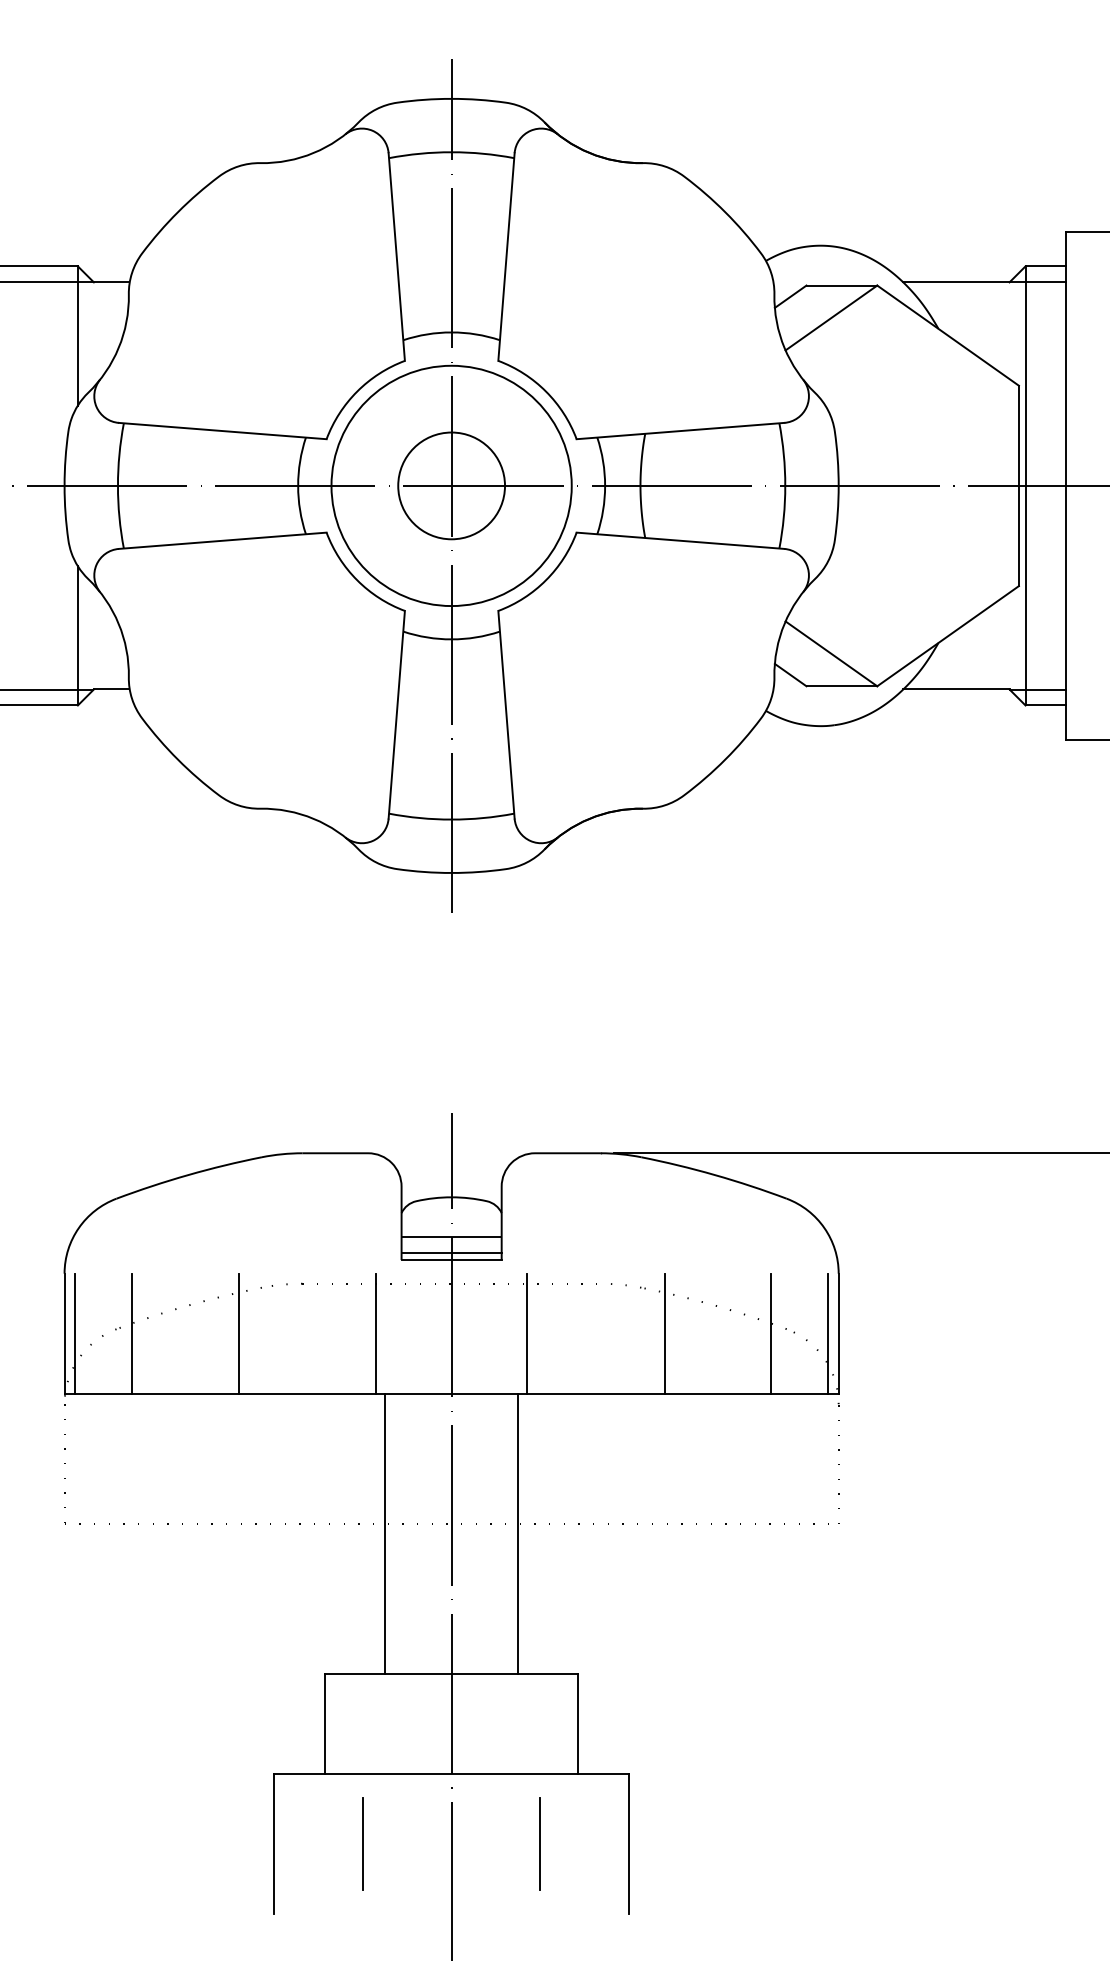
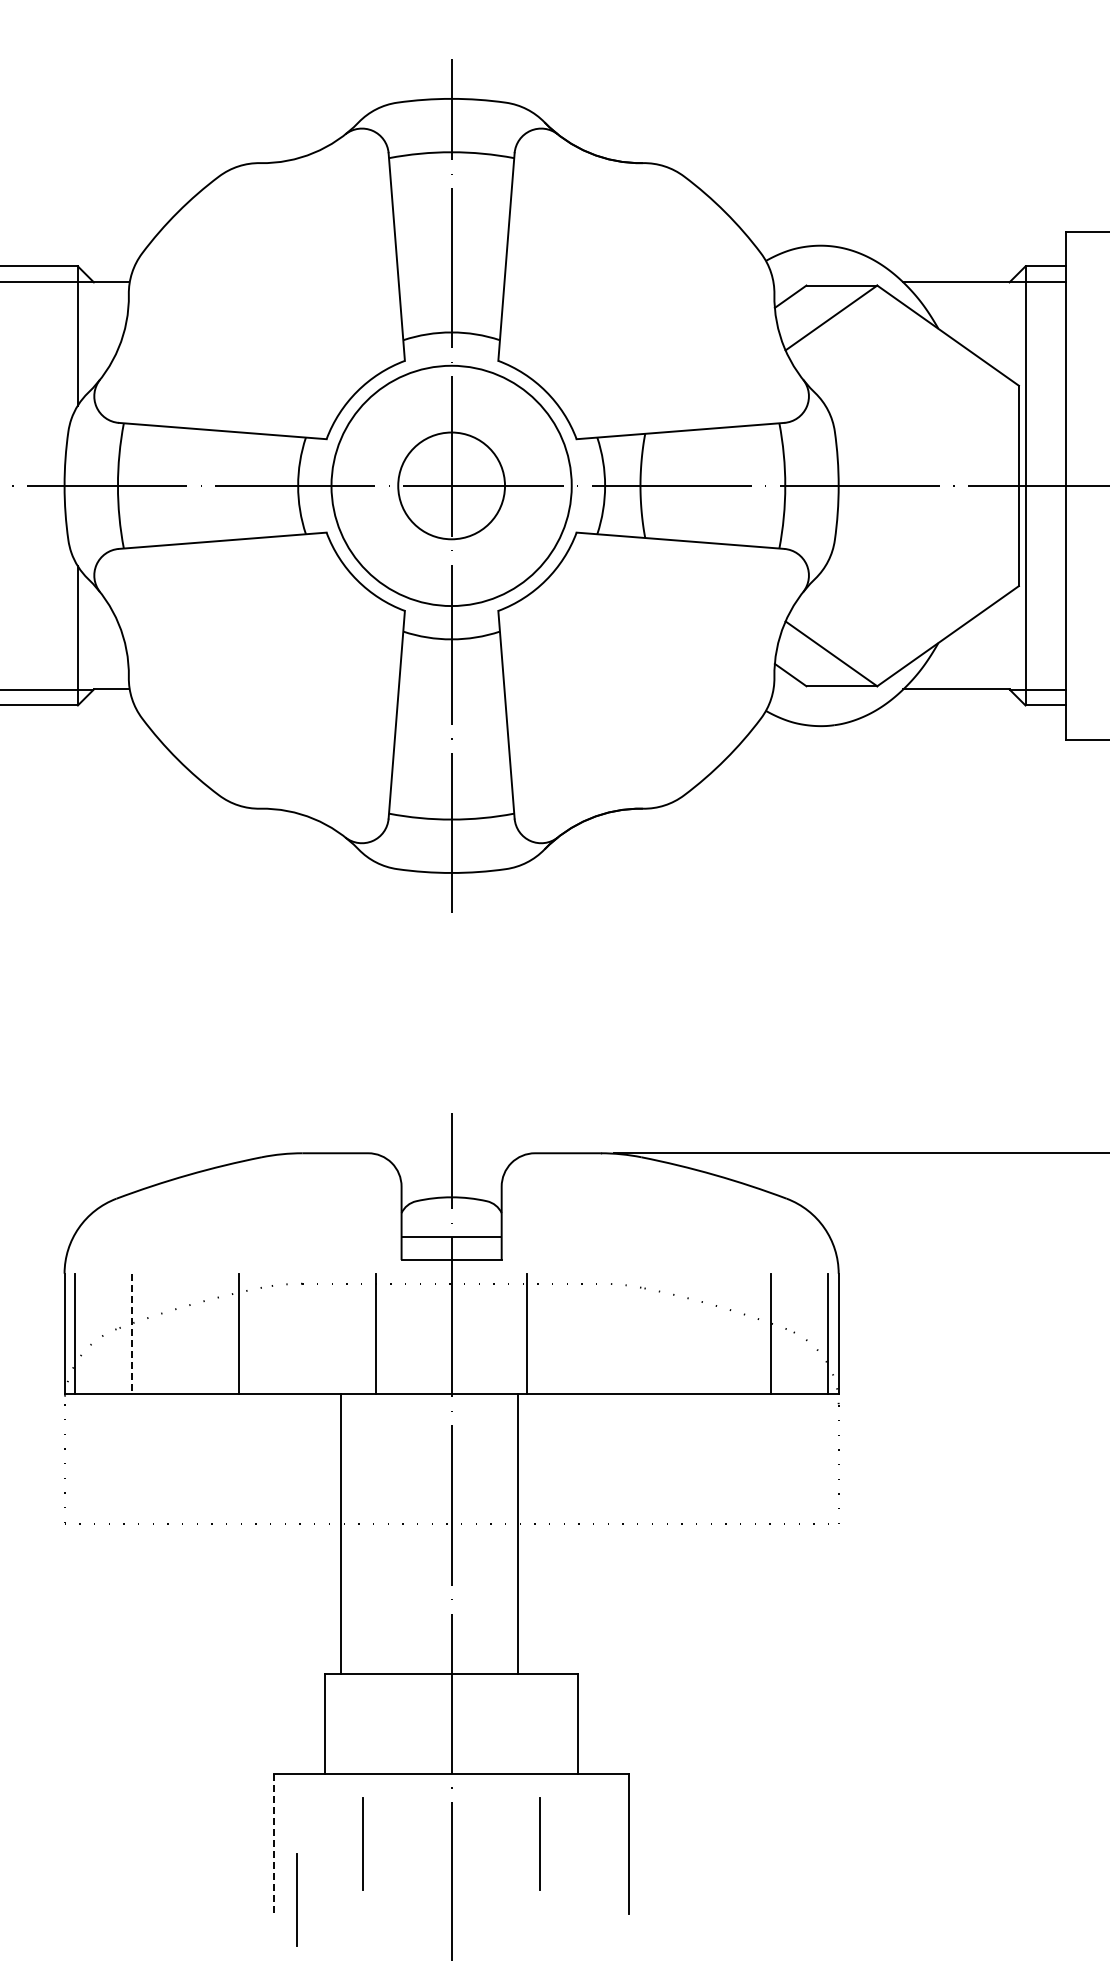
line: present -> none (451, 1253)
line: solid -> dashed (132, 1333)
line: present -> none (664, 1333)
line position: (384, 1533) -> (340, 1533) (340, 1533)
line: solid -> dashed (274, 1844)
line: none -> present (296, 1899)
